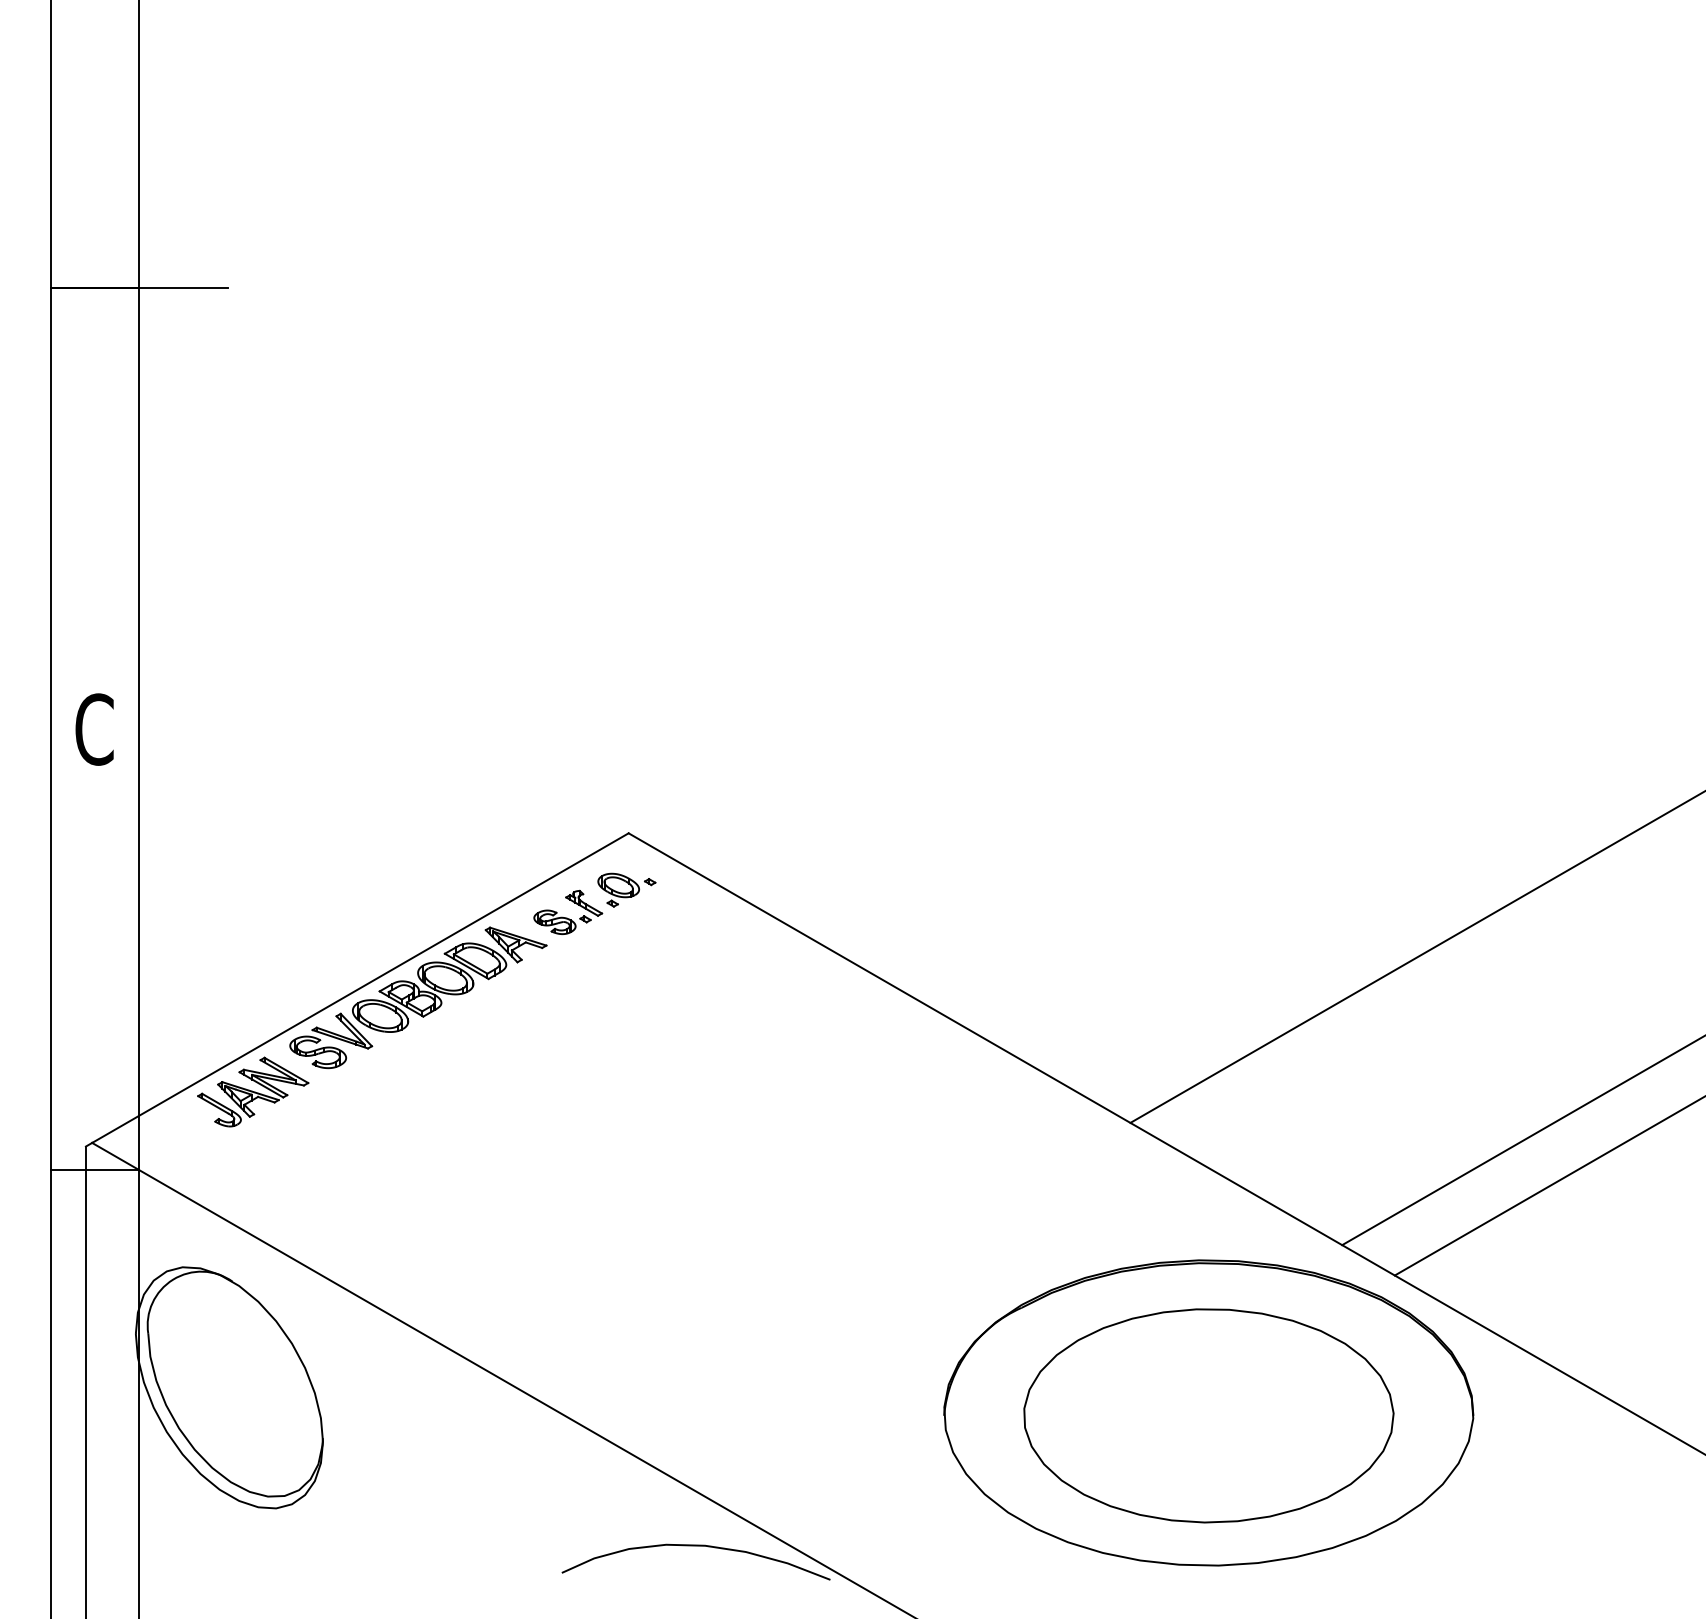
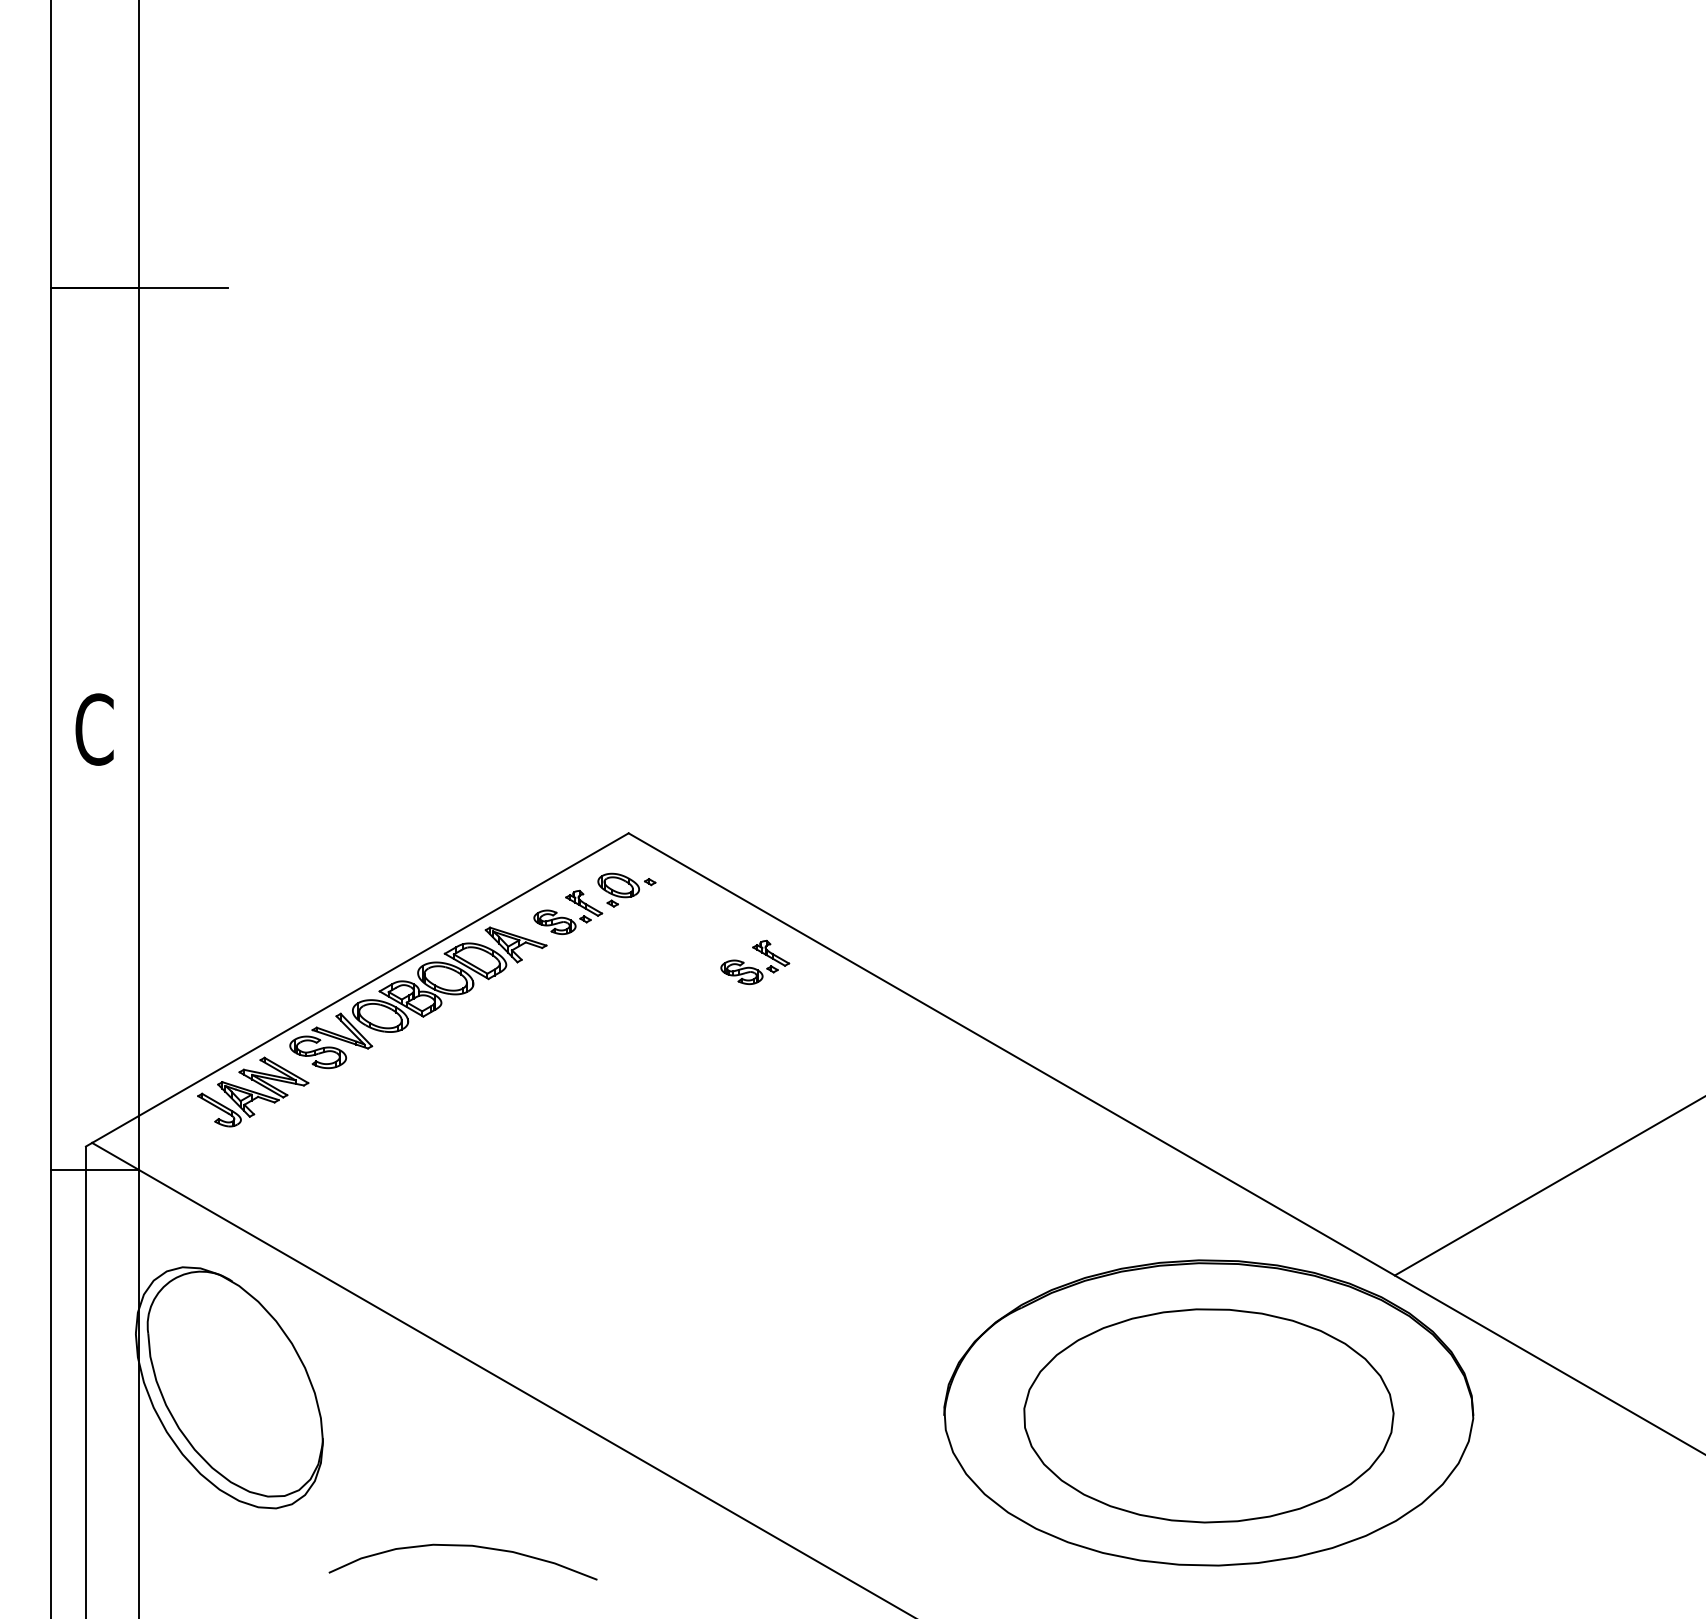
line: present -> none (1416, 957)
part: none -> present (754, 967)
line: present -> none (1522, 1141)
curve position: (695, 1546) -> (462, 1546) (462, 1546)
